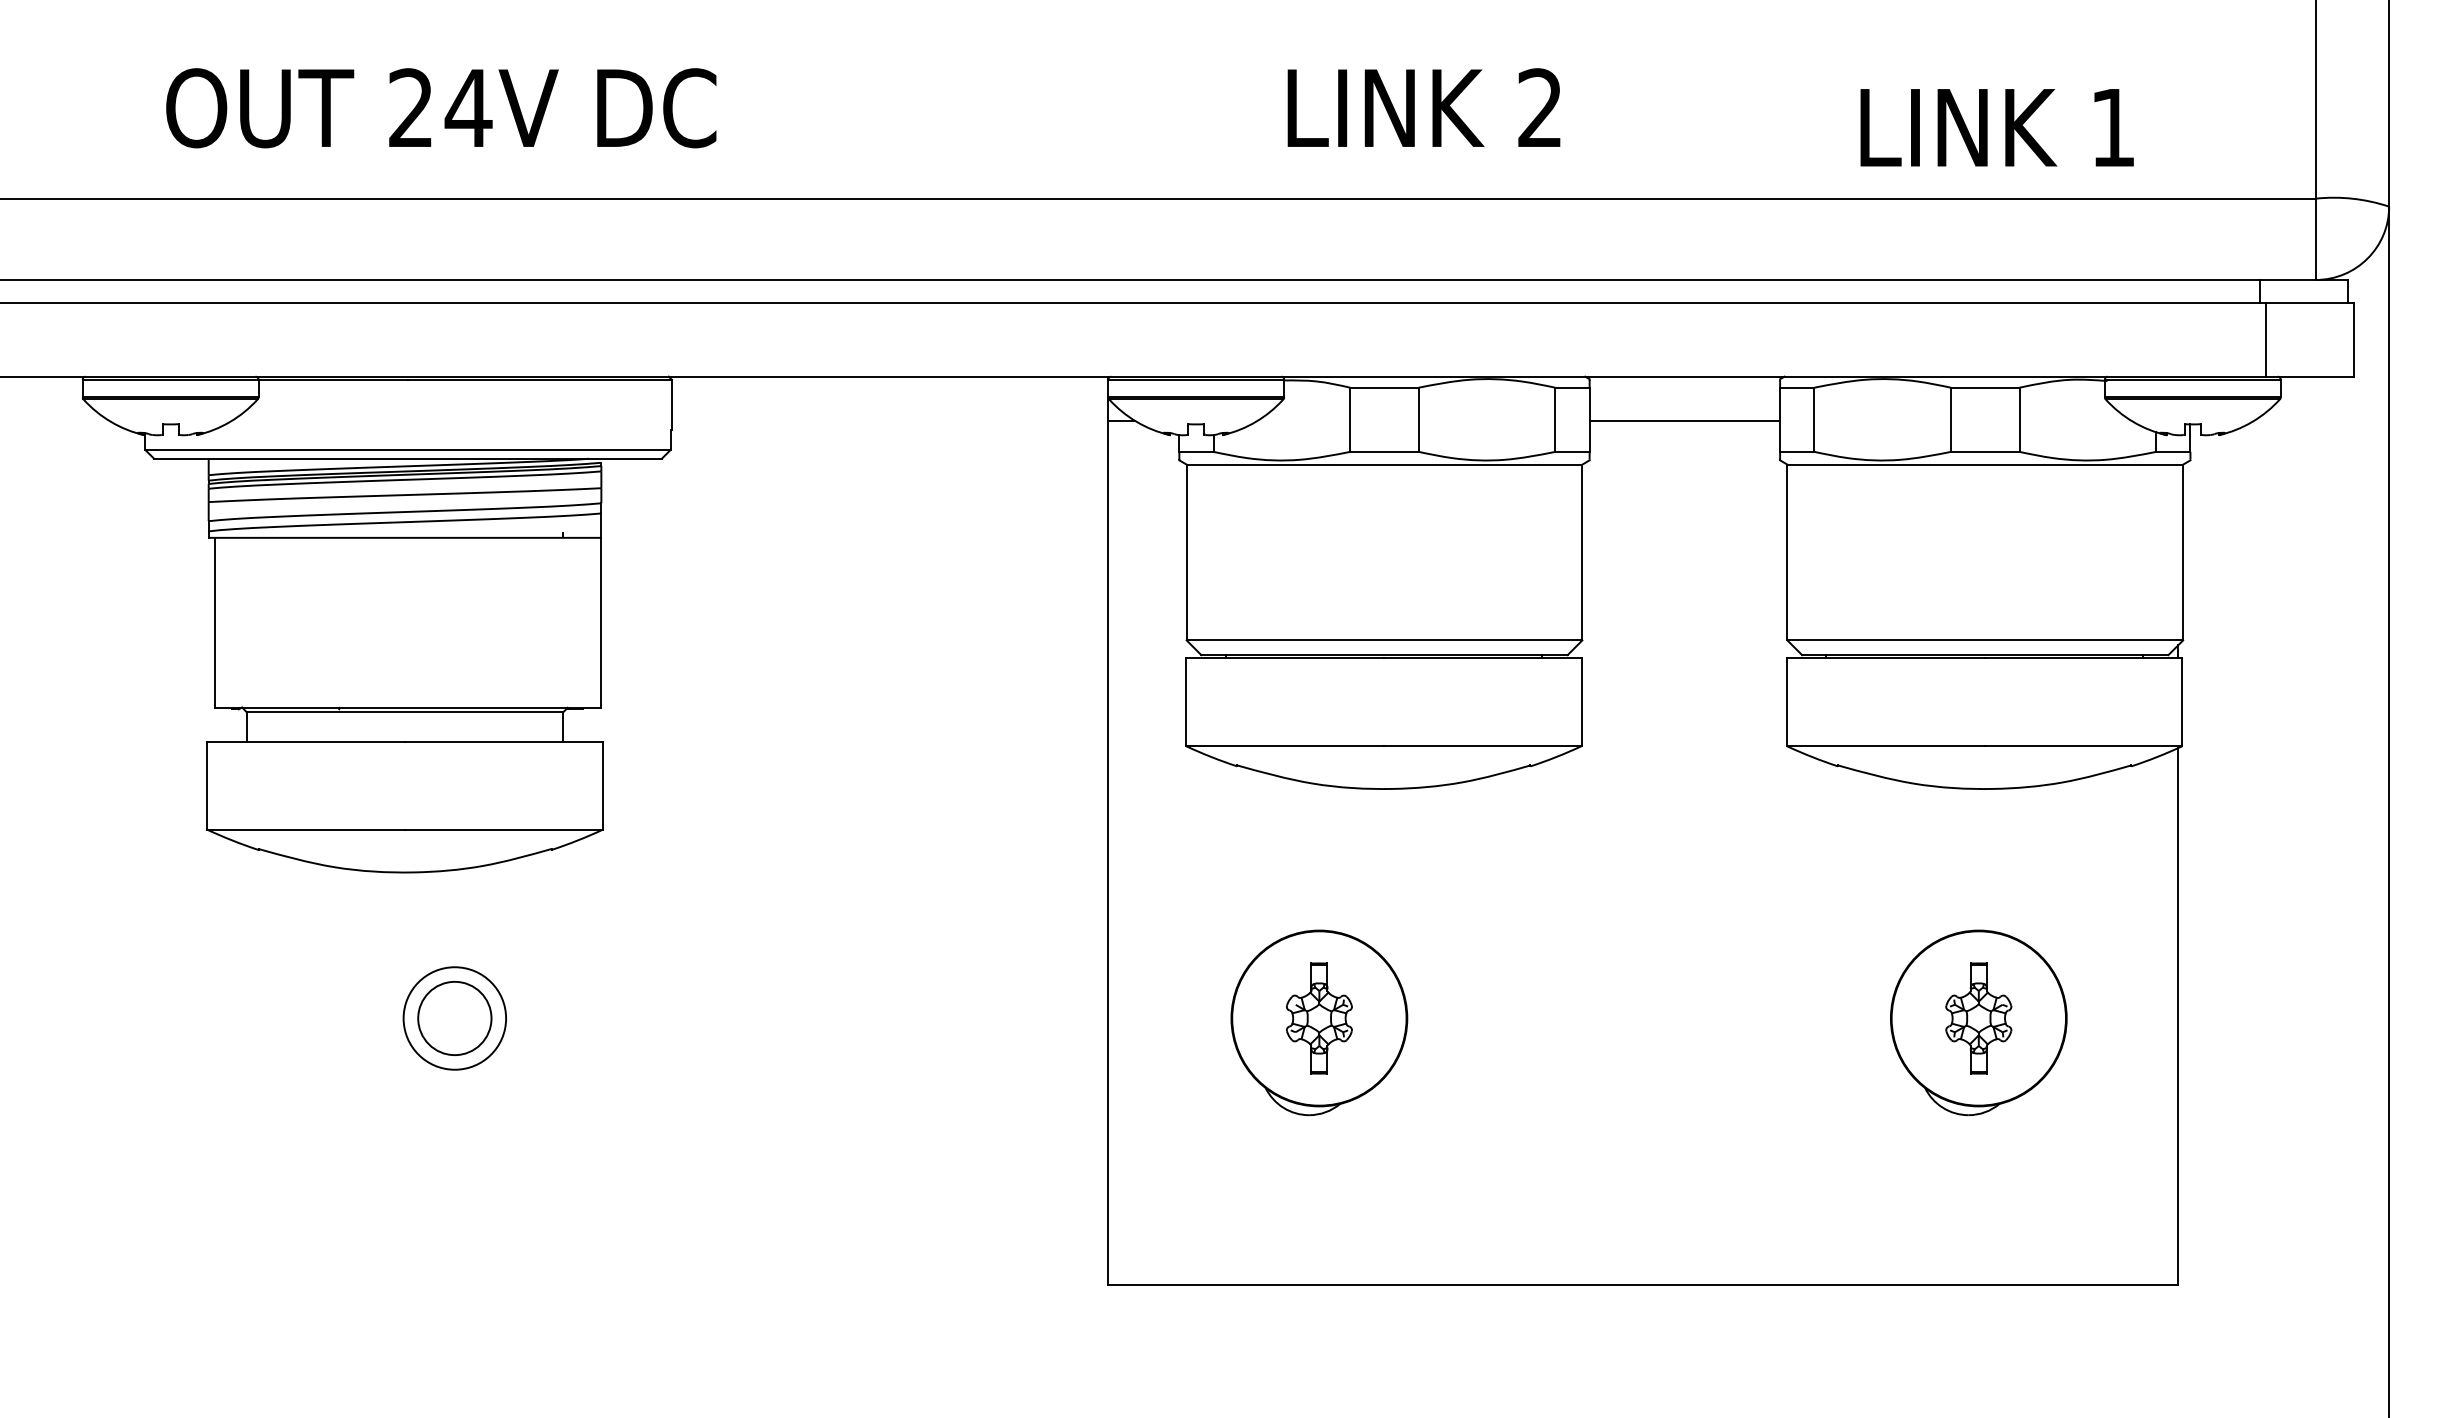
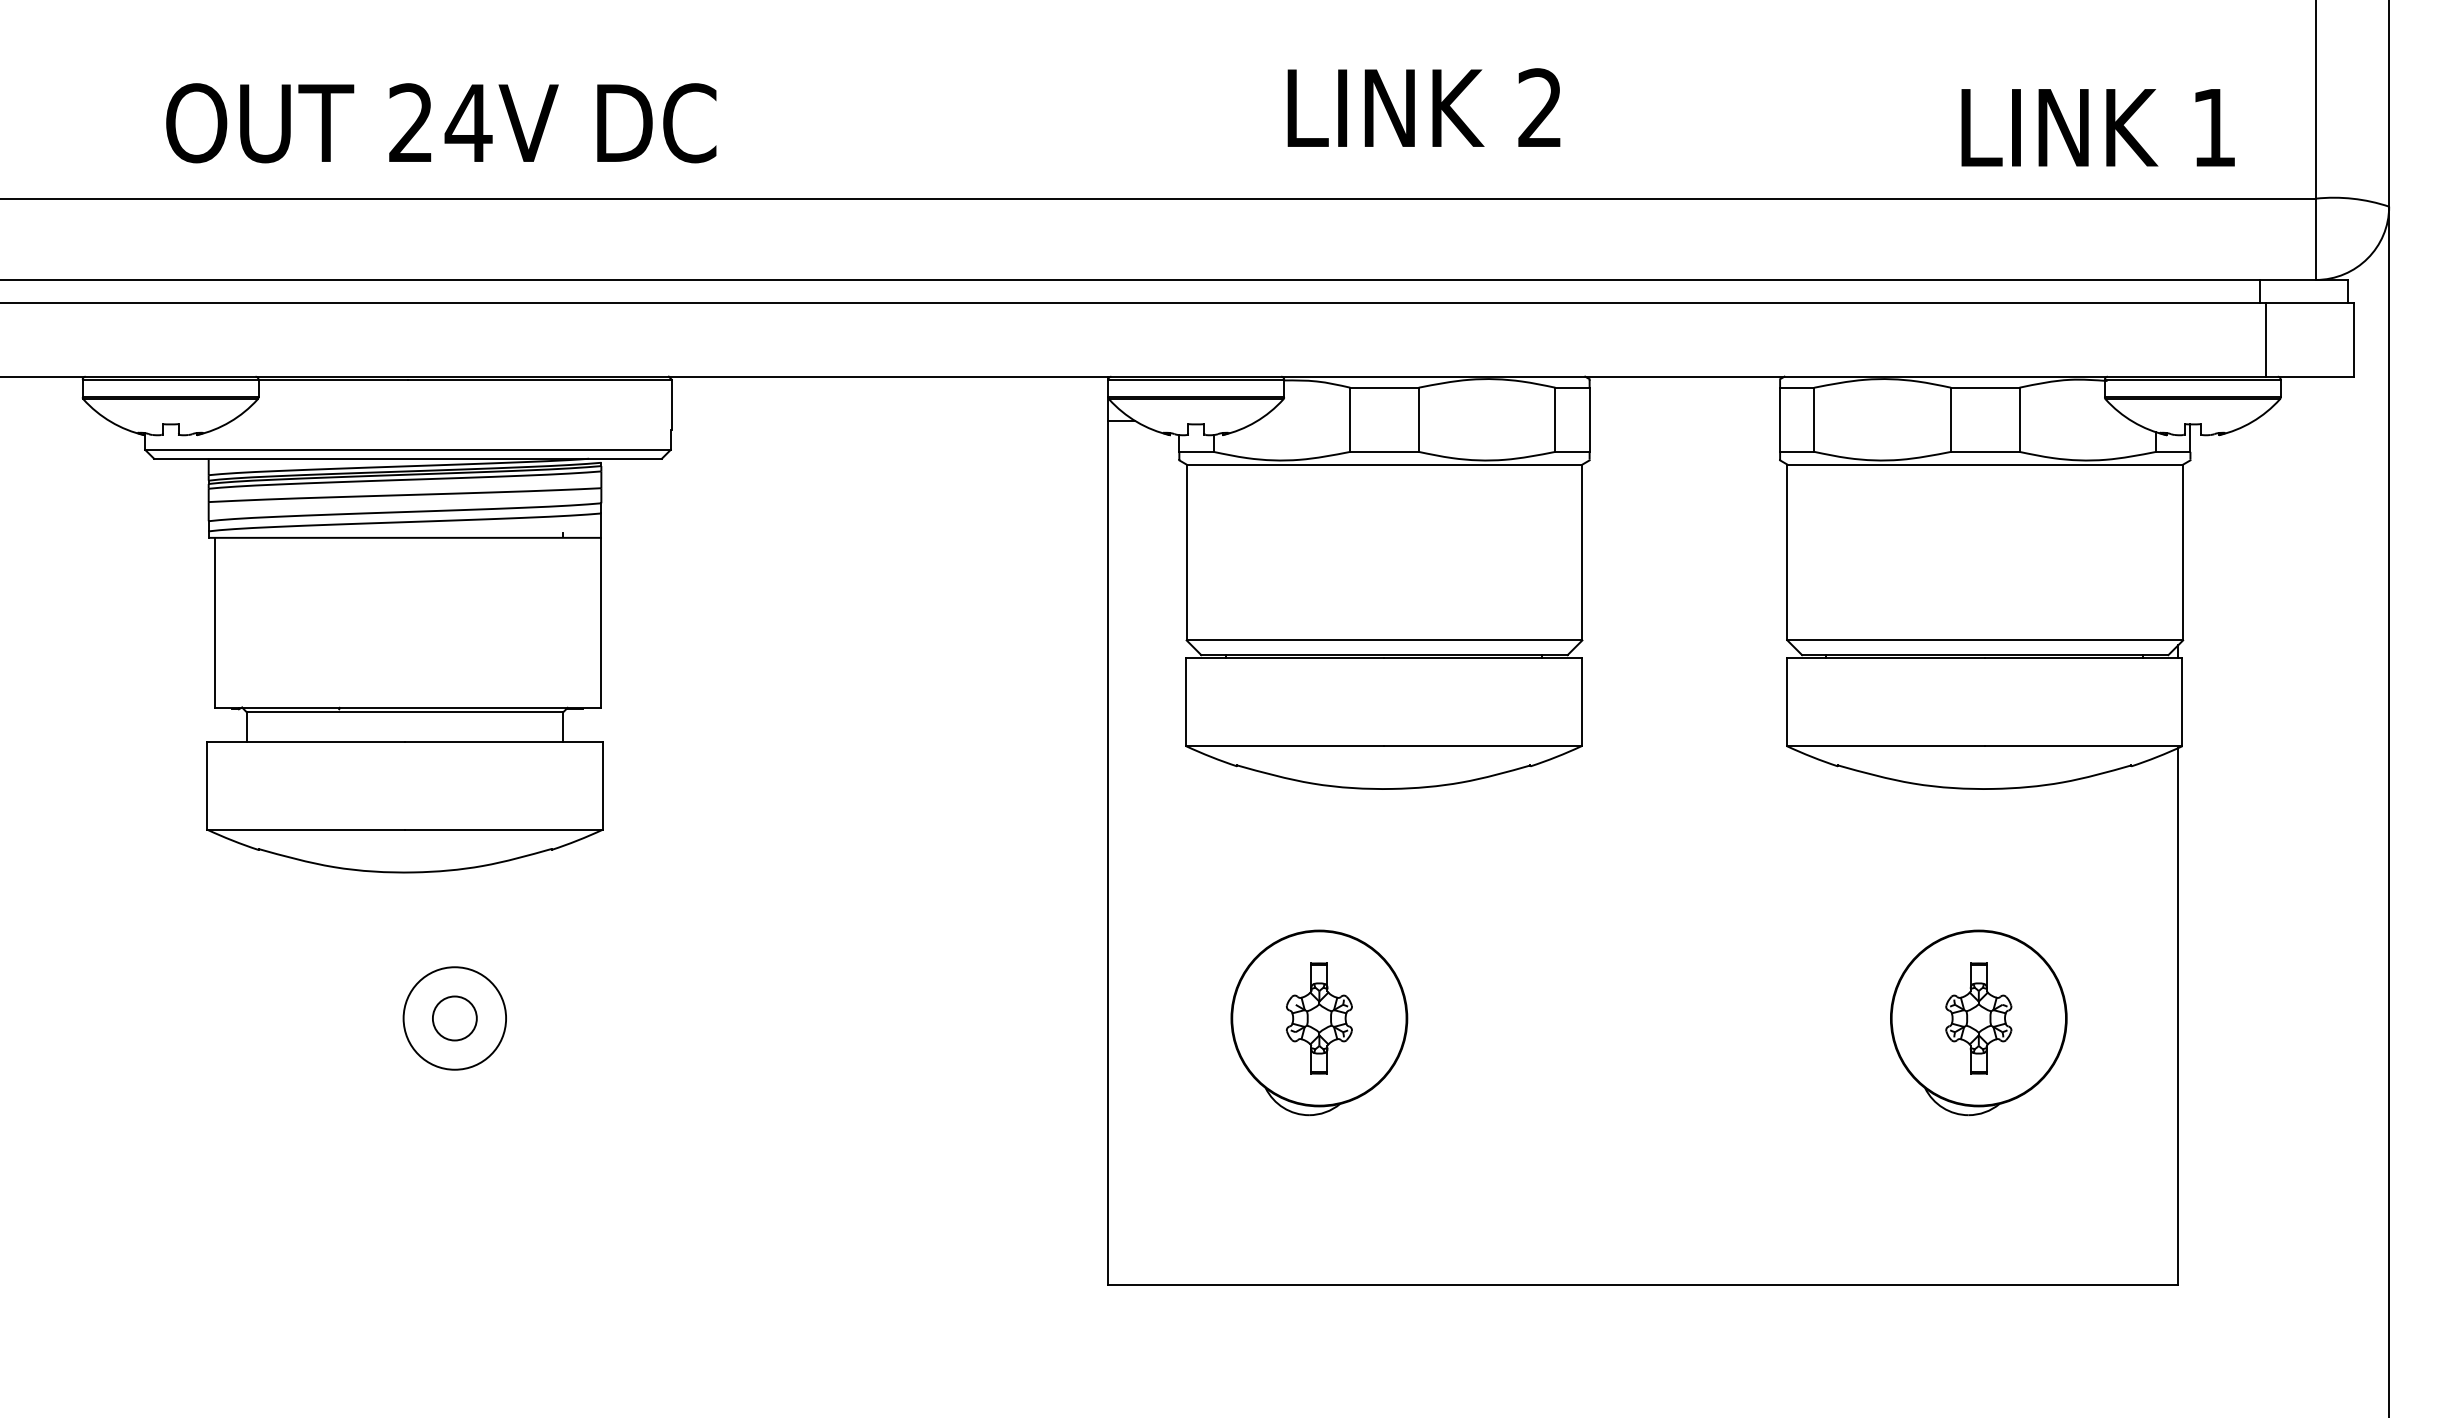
text position: (441, 108) -> (441, 123) (441, 123)
text position: (1996, 127) -> (2097, 127) (2097, 127)
line: present -> none (1684, 420)
circle diameter: 73 px -> 44 px (454, 1018)
